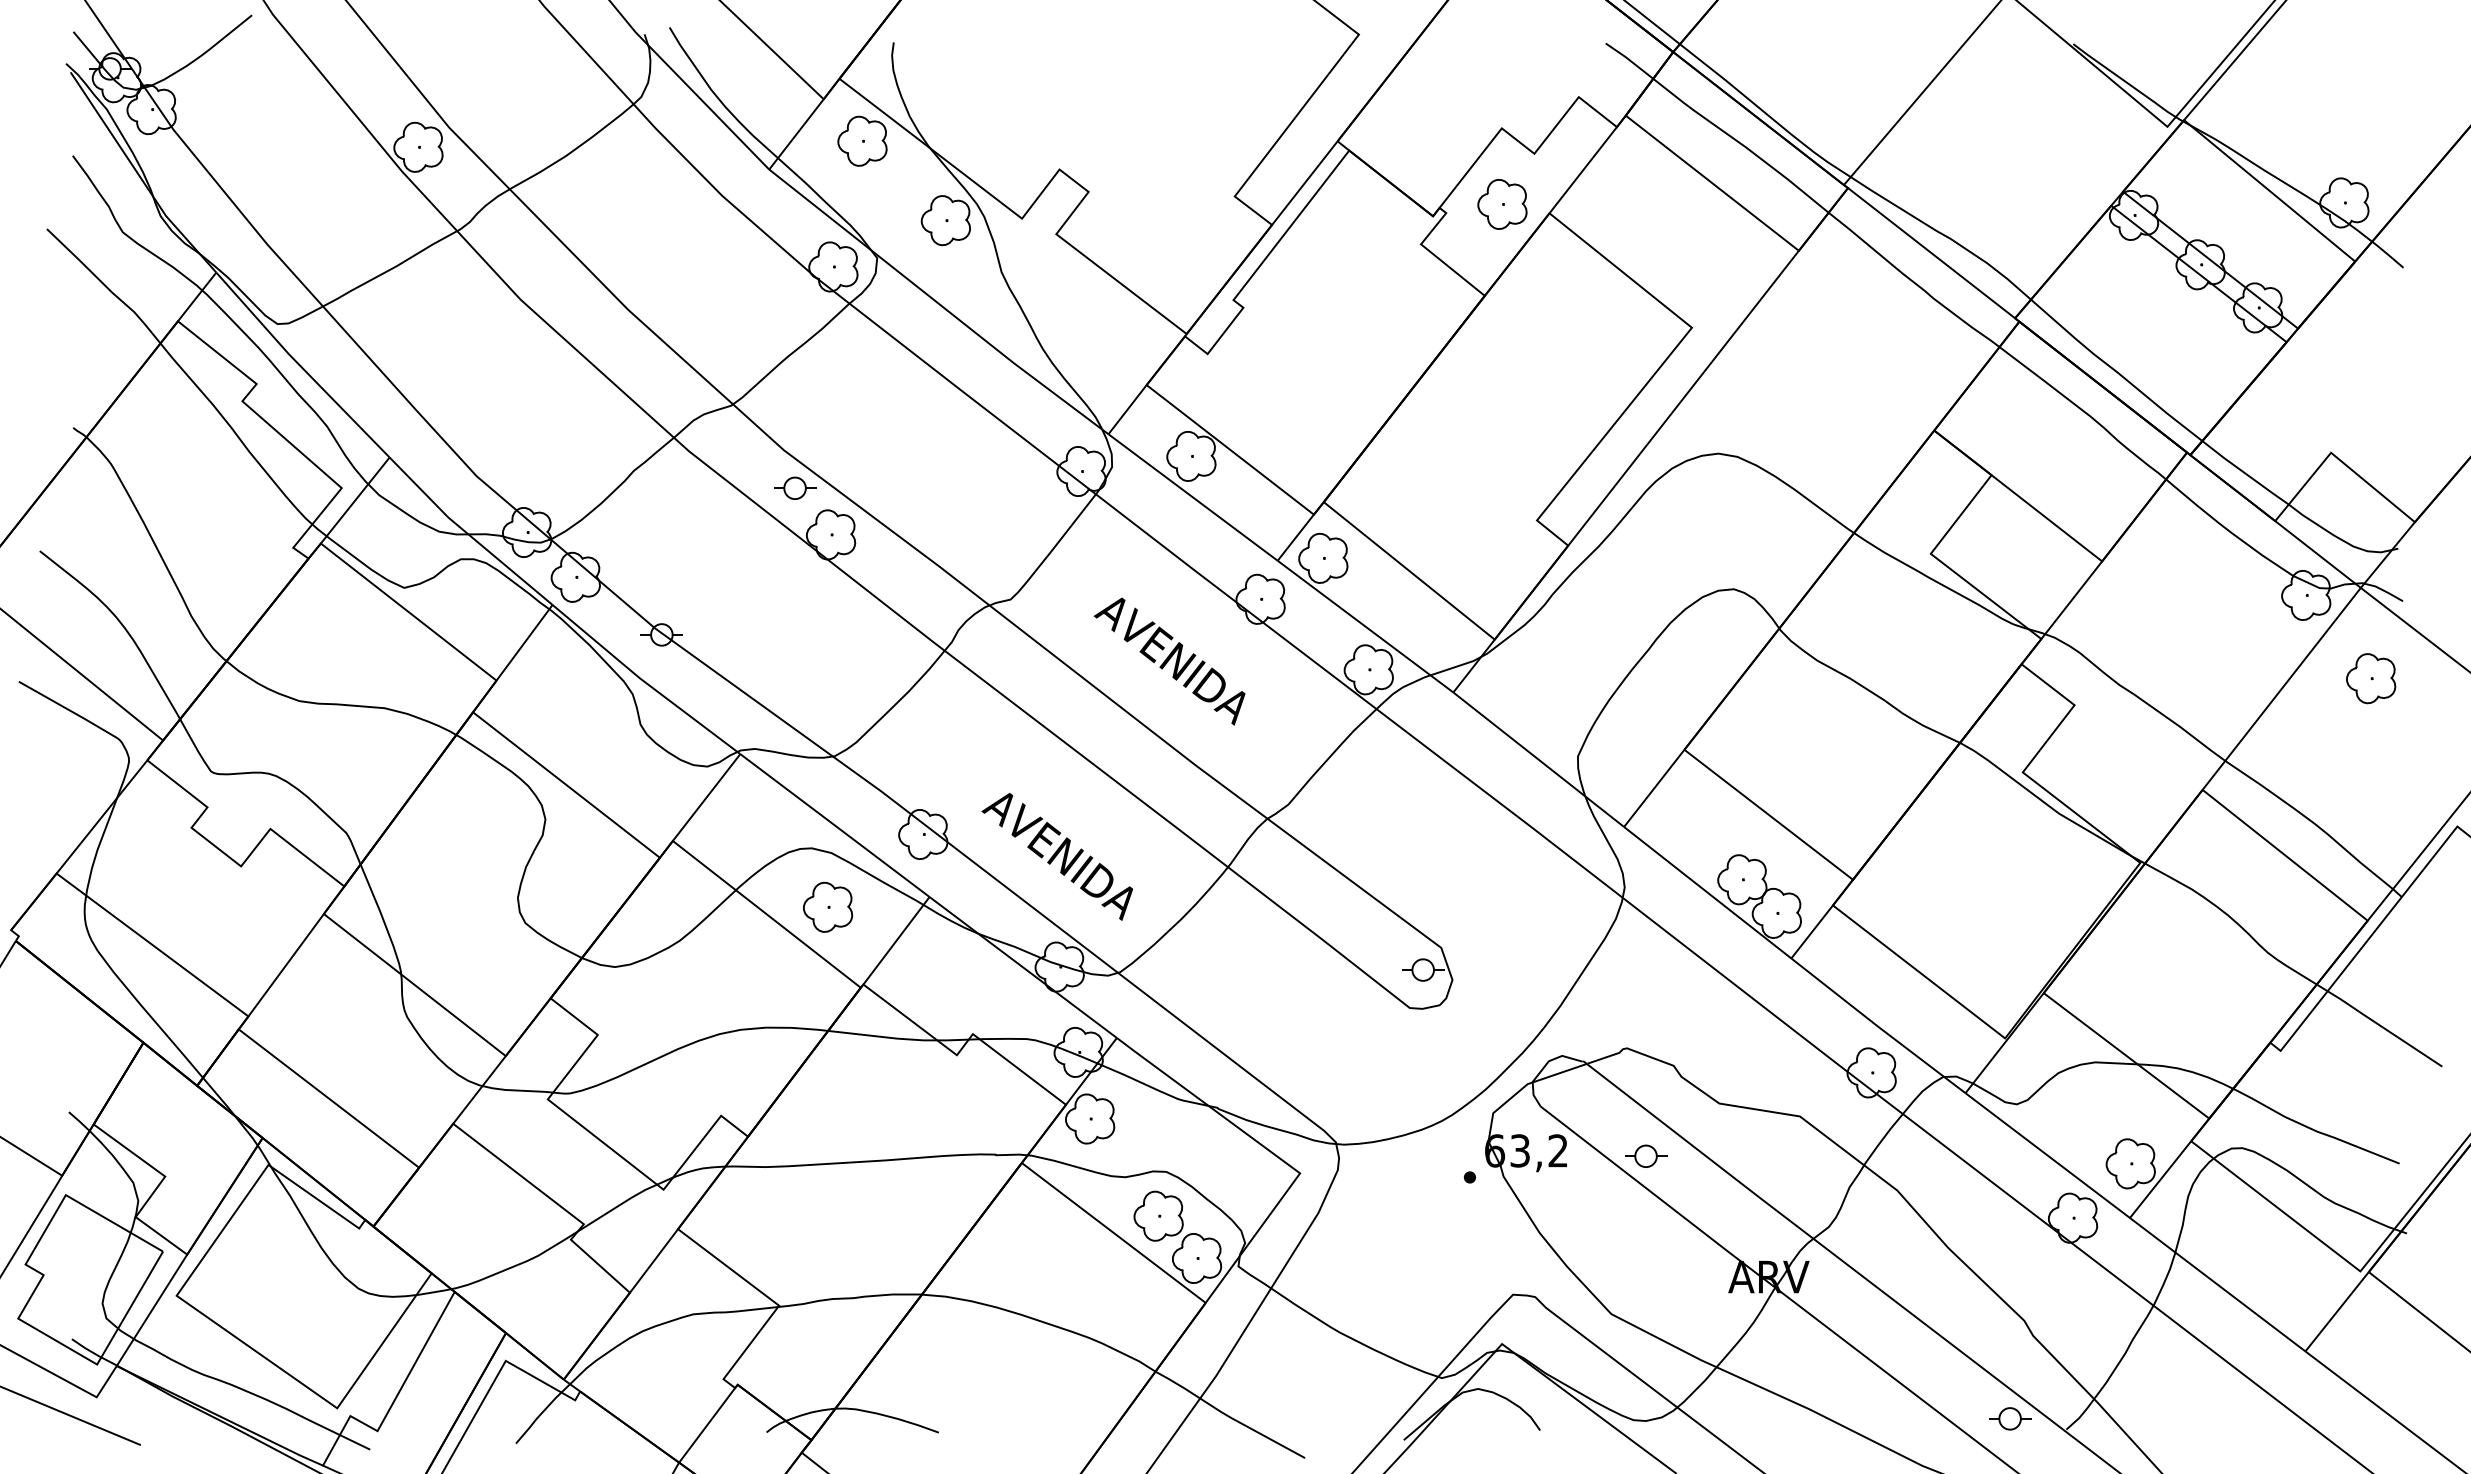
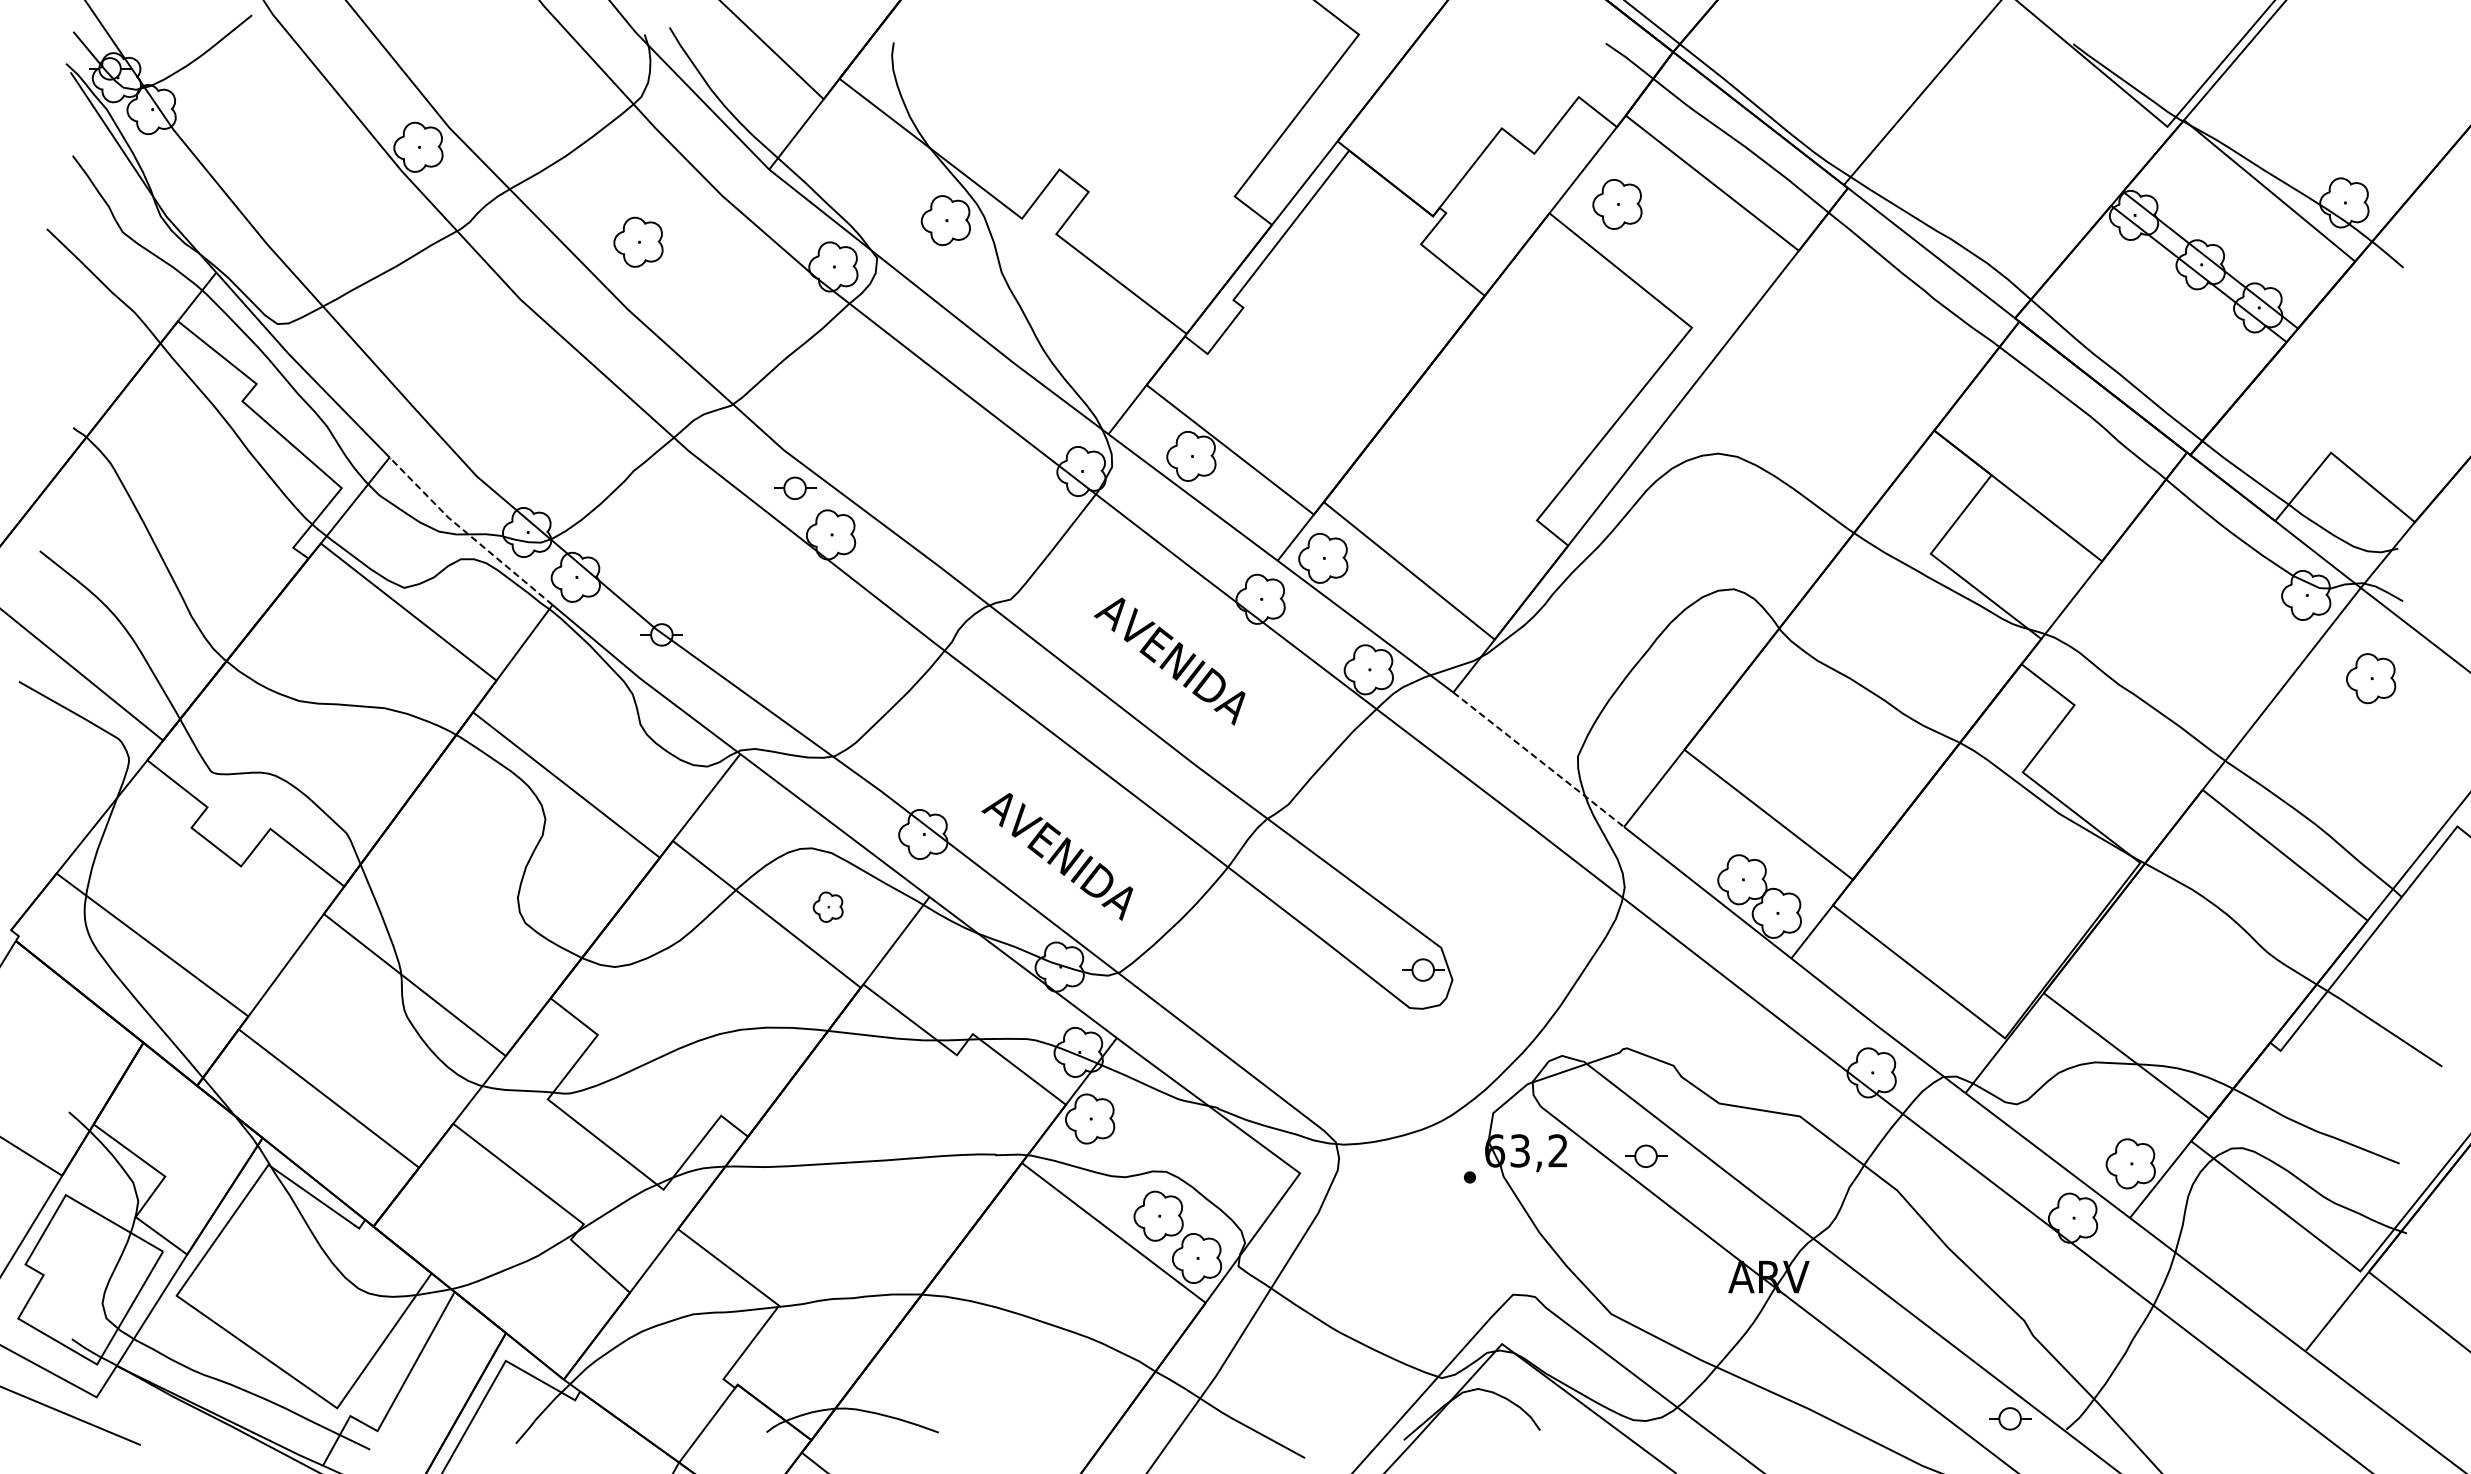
part position: (862, 140) -> (638, 241) (638, 241)
part position: (1502, 204) -> (1617, 204) (1617, 204)
line: solid -> dashed (467, 533)
line: solid -> dashed (1538, 759)
part size: 51x52 px -> 32x32 px (827, 906)
